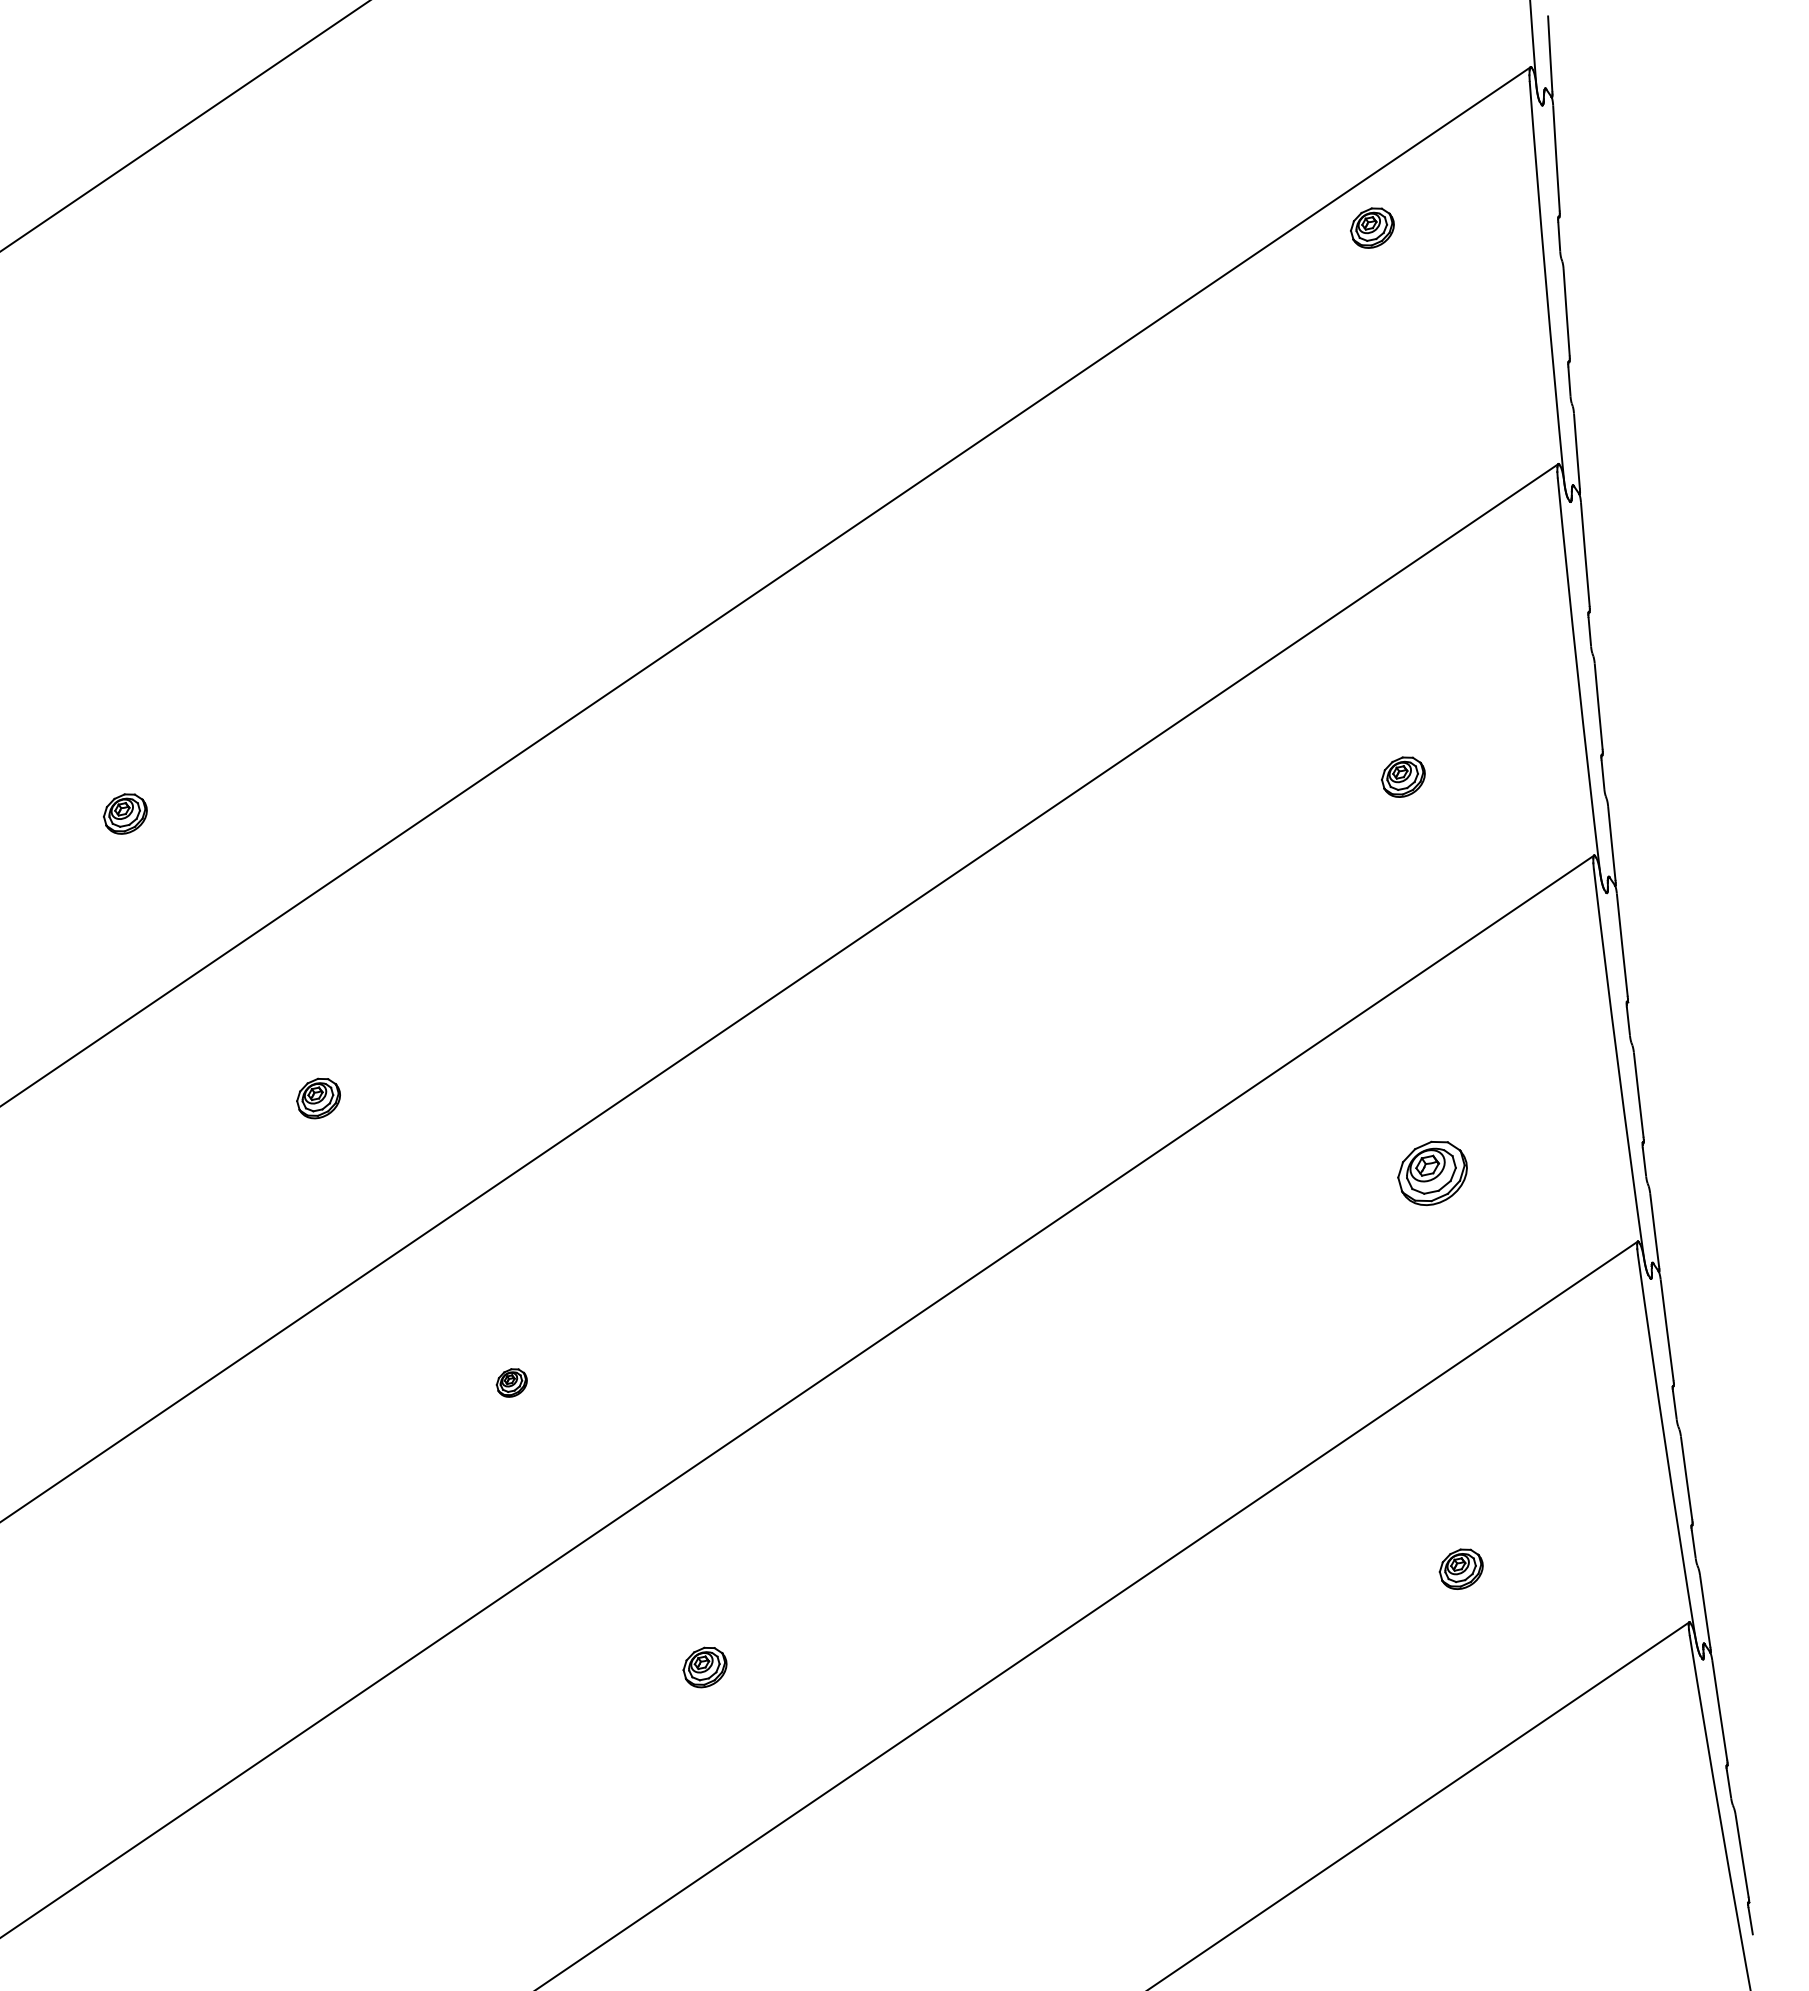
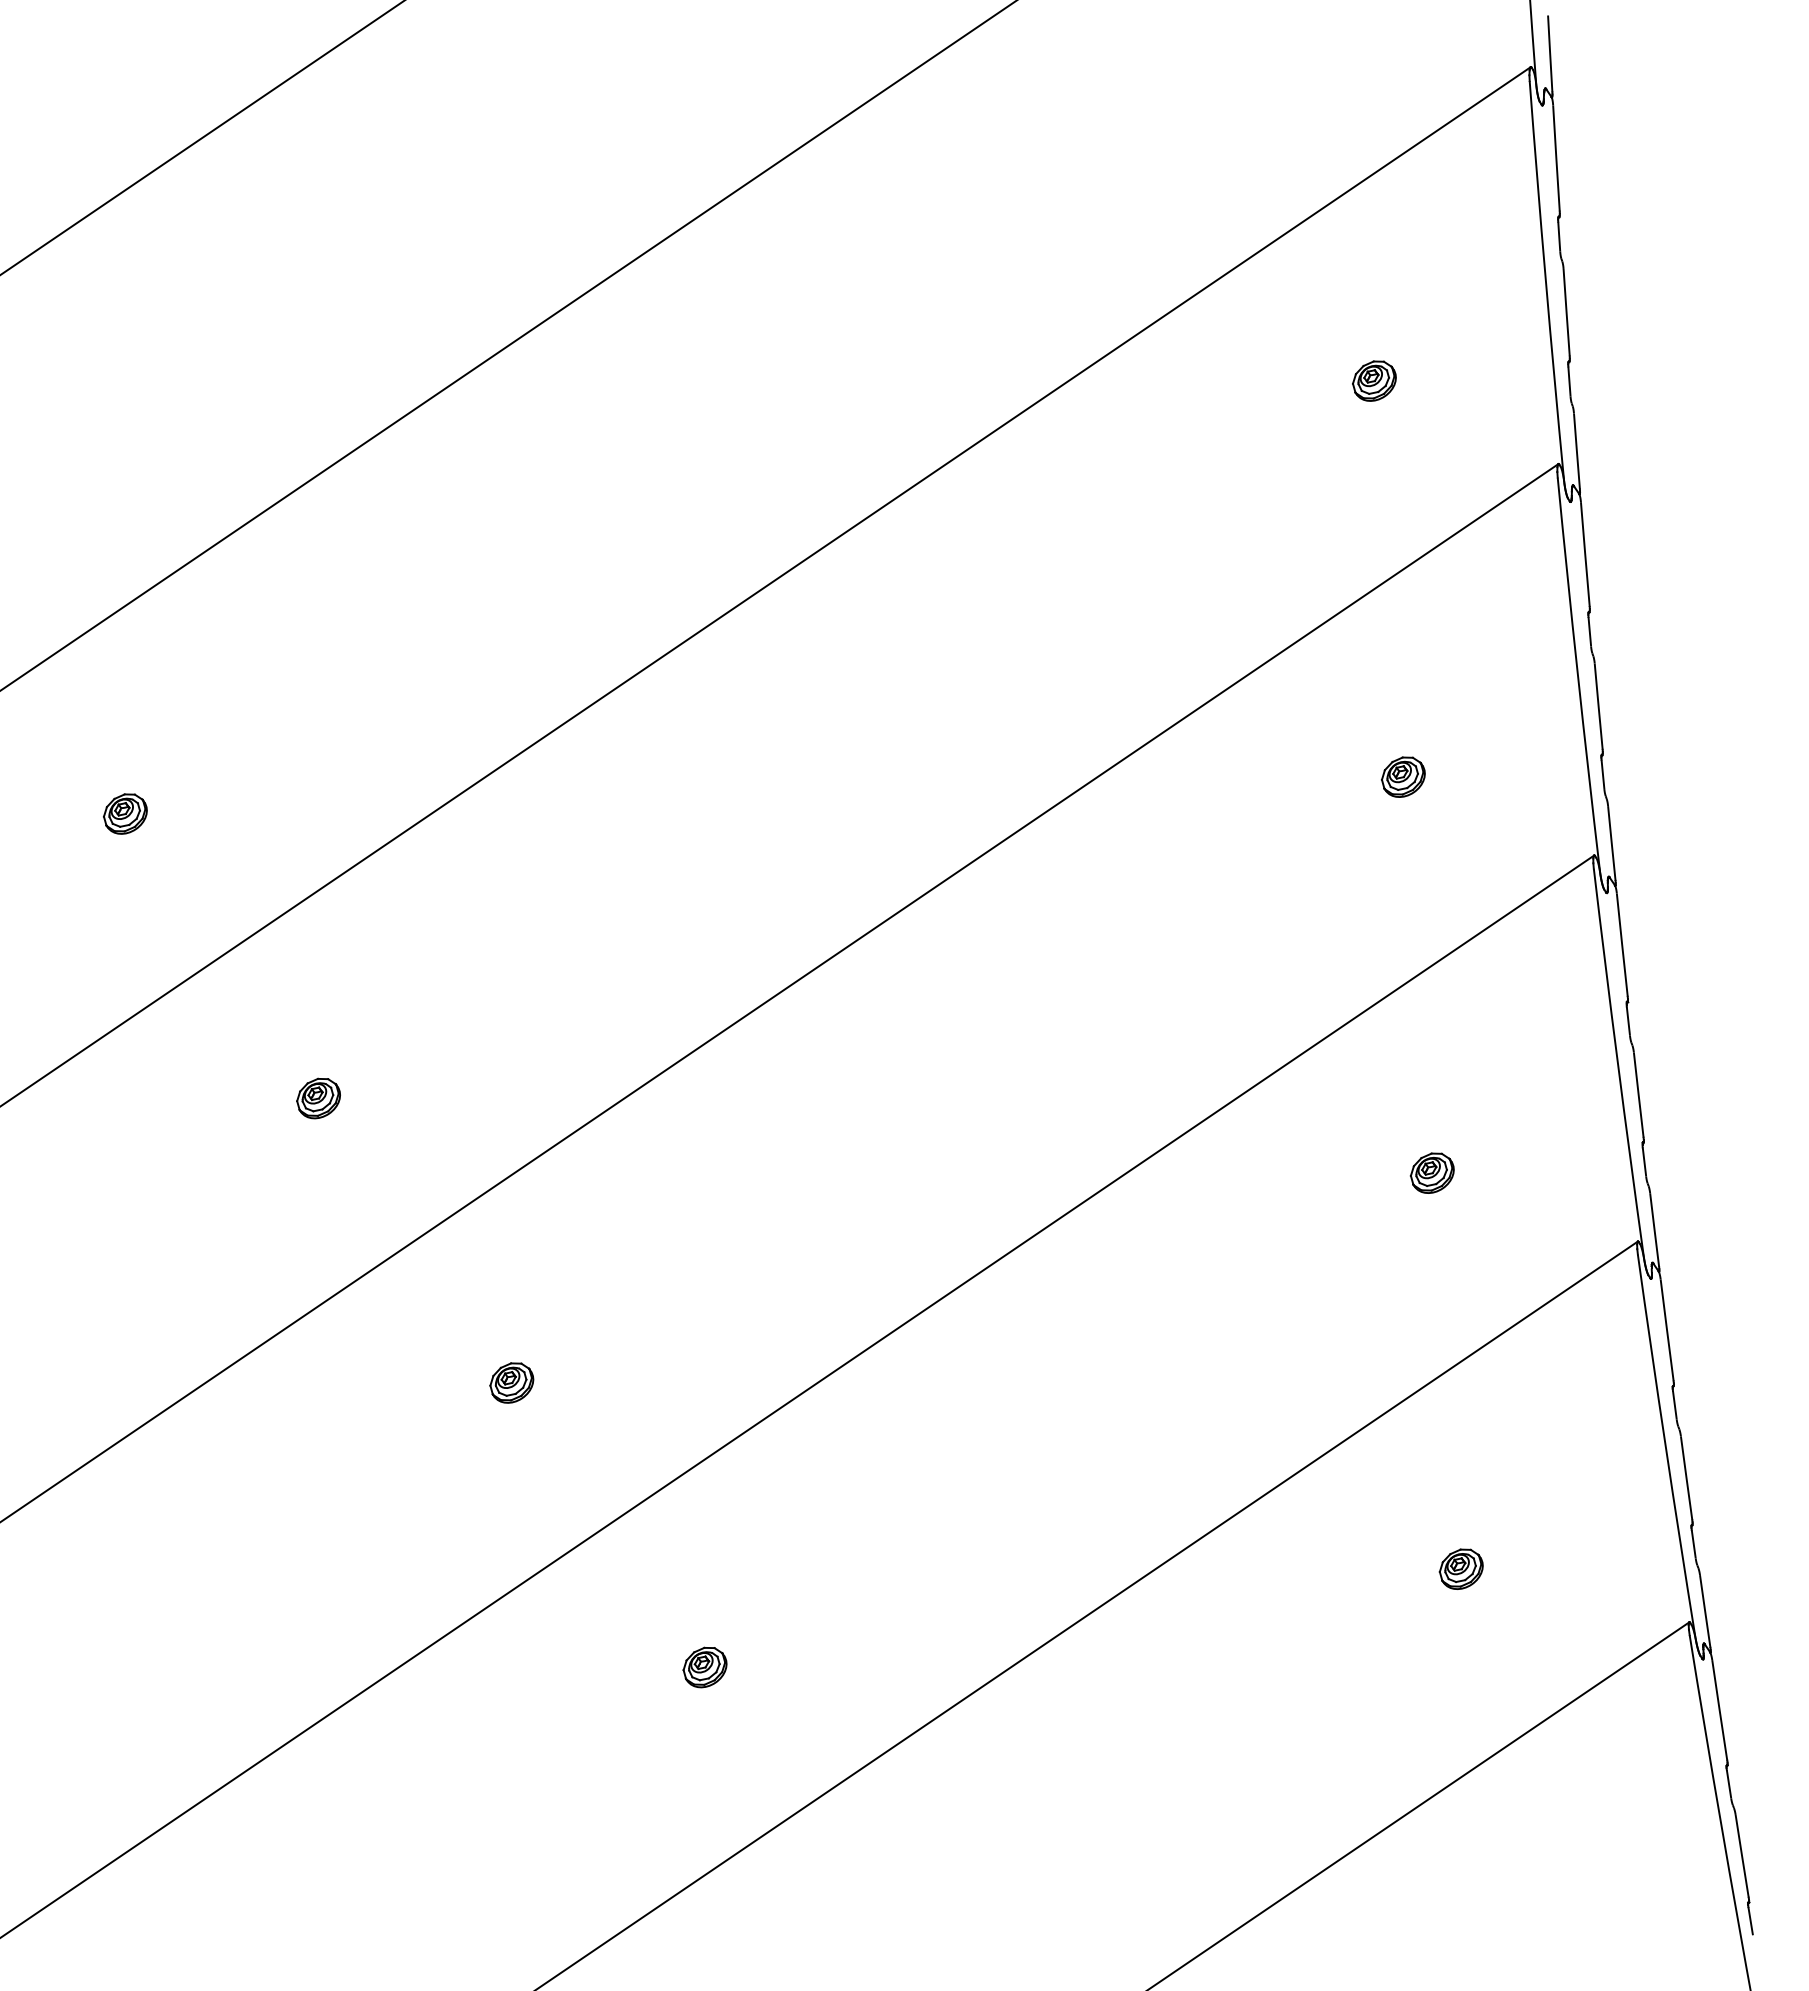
line position: (184, 126) -> (202, 137) (202, 137)
part position: (1372, 227) -> (1374, 380) (1374, 380)
line: none -> present (507, 345)
part size: 71x66 px -> 46x42 px (1431, 1172)
part size: 33x30 px -> 46x42 px (511, 1382)
